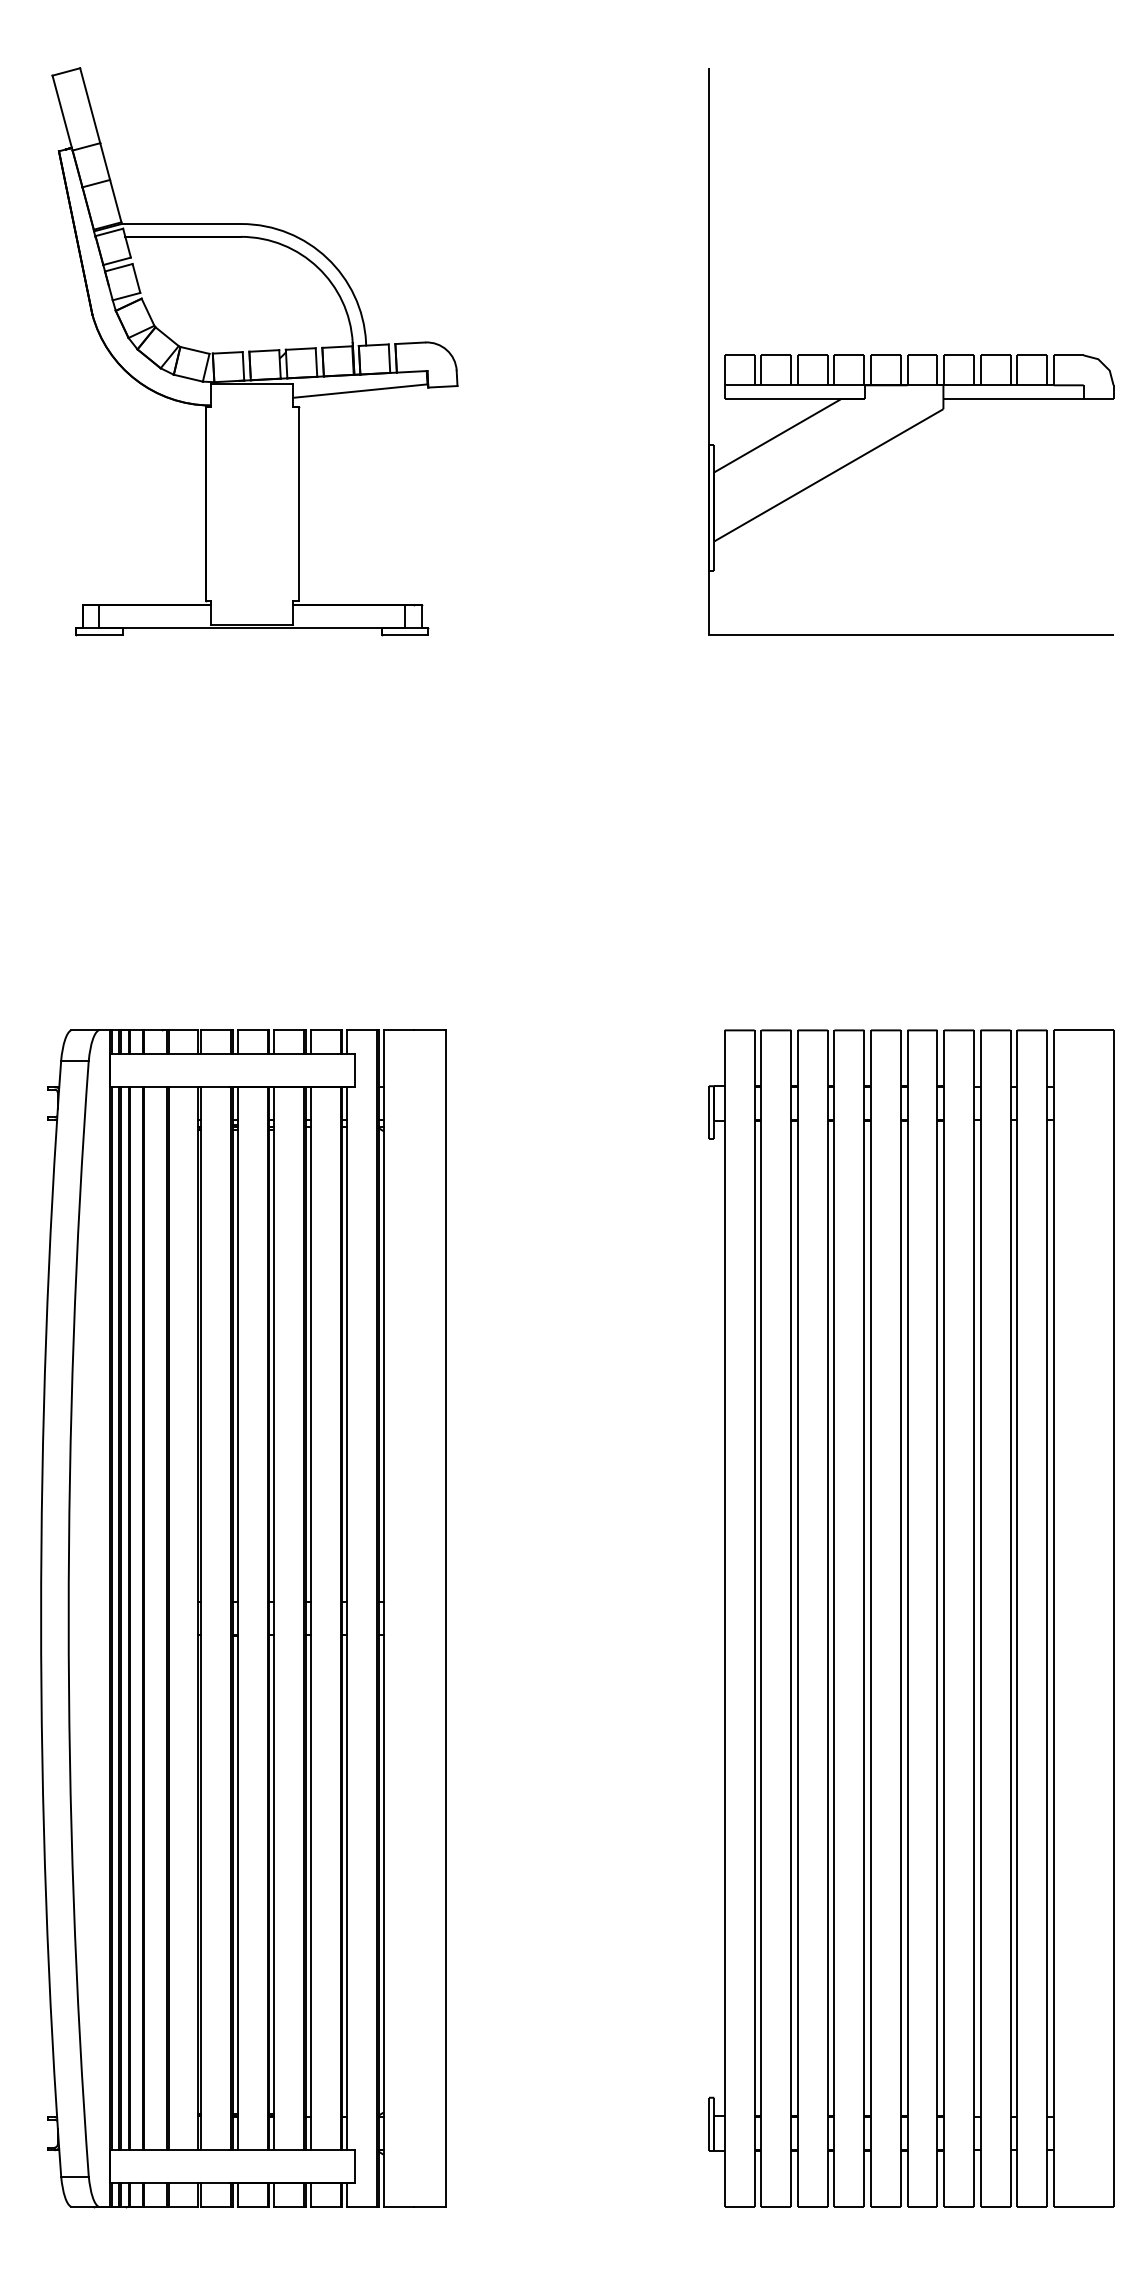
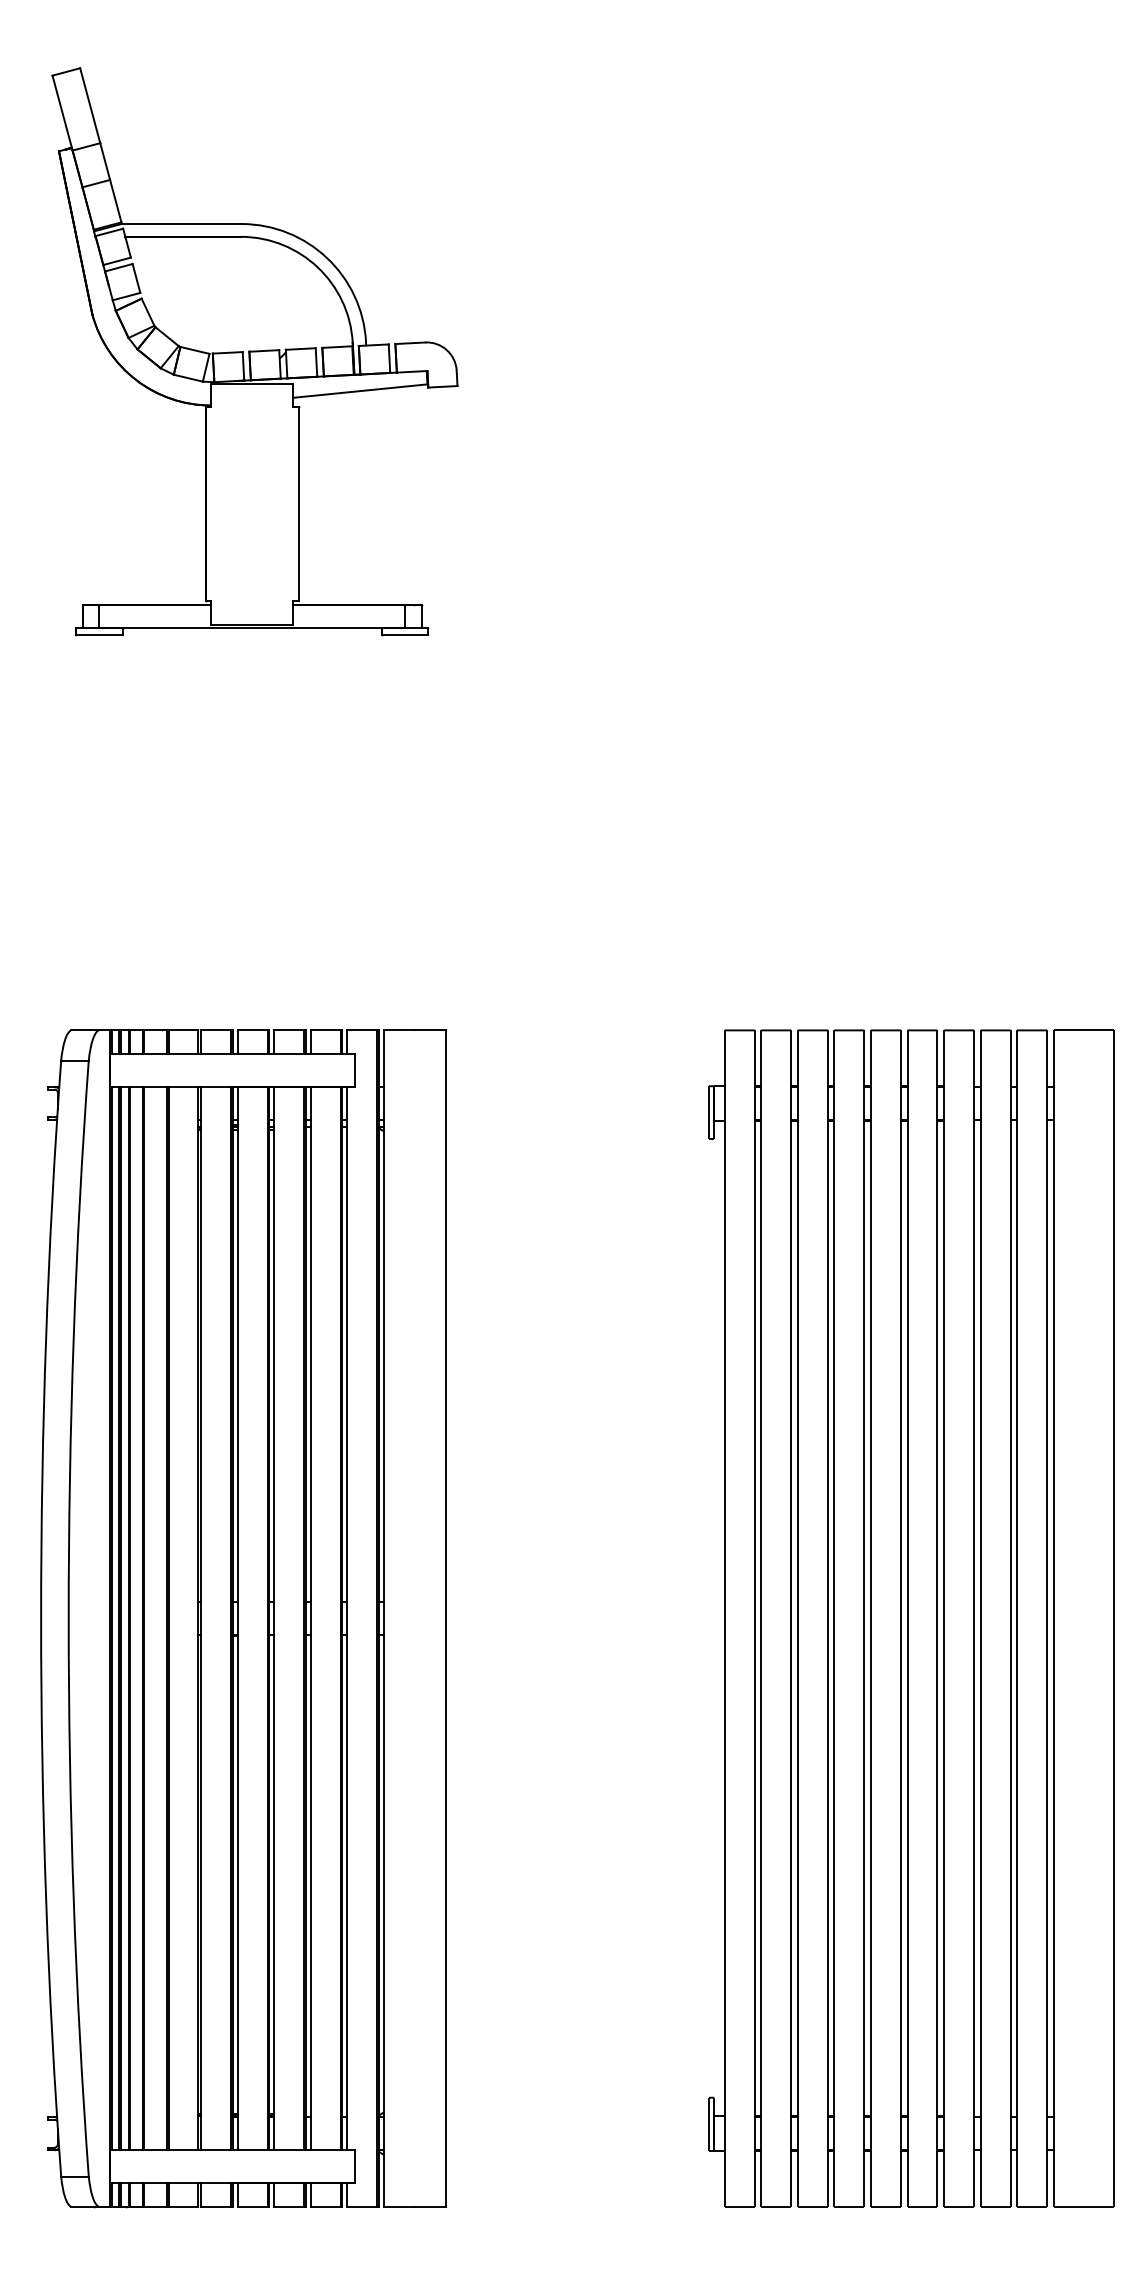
part: present -> none (911, 351)
